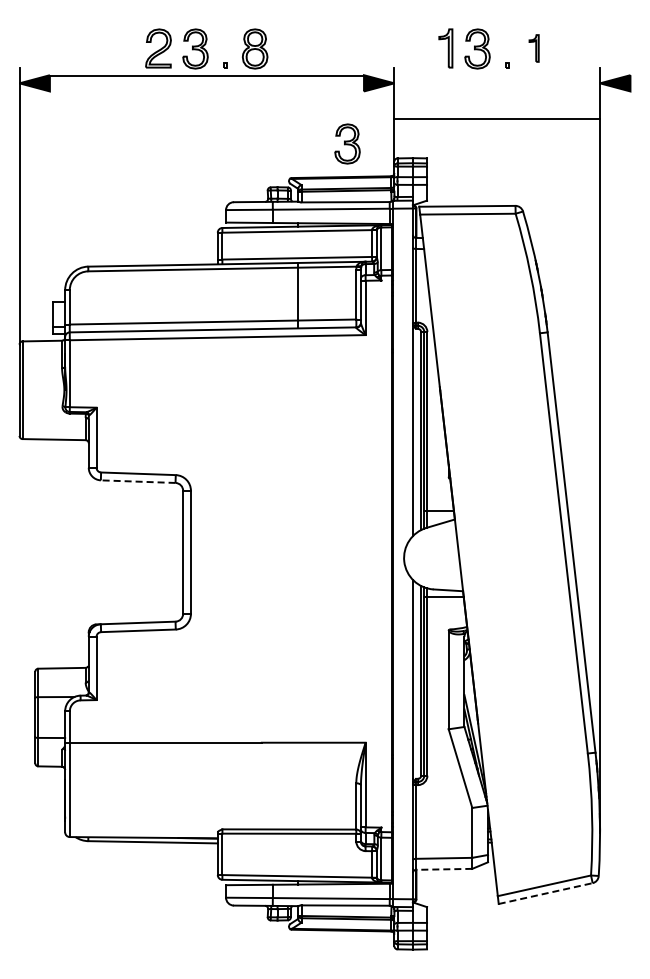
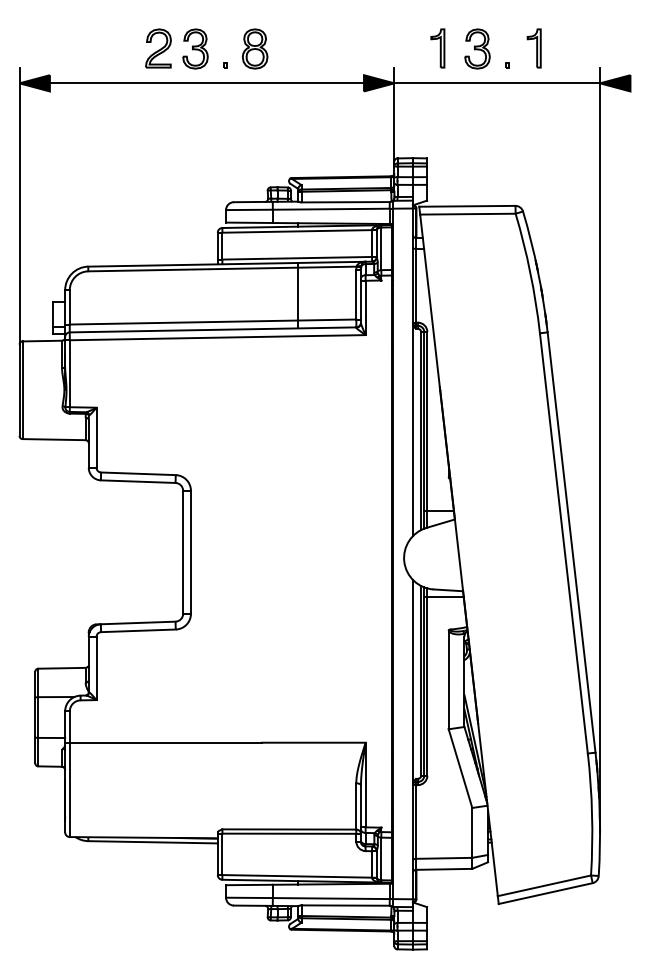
part position: (445, 48) -> (437, 48) (437, 48)
part size: 12x29 px -> 16x41 px (533, 48)
line position: (206, 76) -> (206, 83) (206, 83)
line position: (497, 119) -> (497, 83) (497, 83)
part: present -> none (347, 143)
line: dashed -> solid (137, 481)
line: dashed -> solid (443, 869)
line: dashed -> solid (546, 893)
